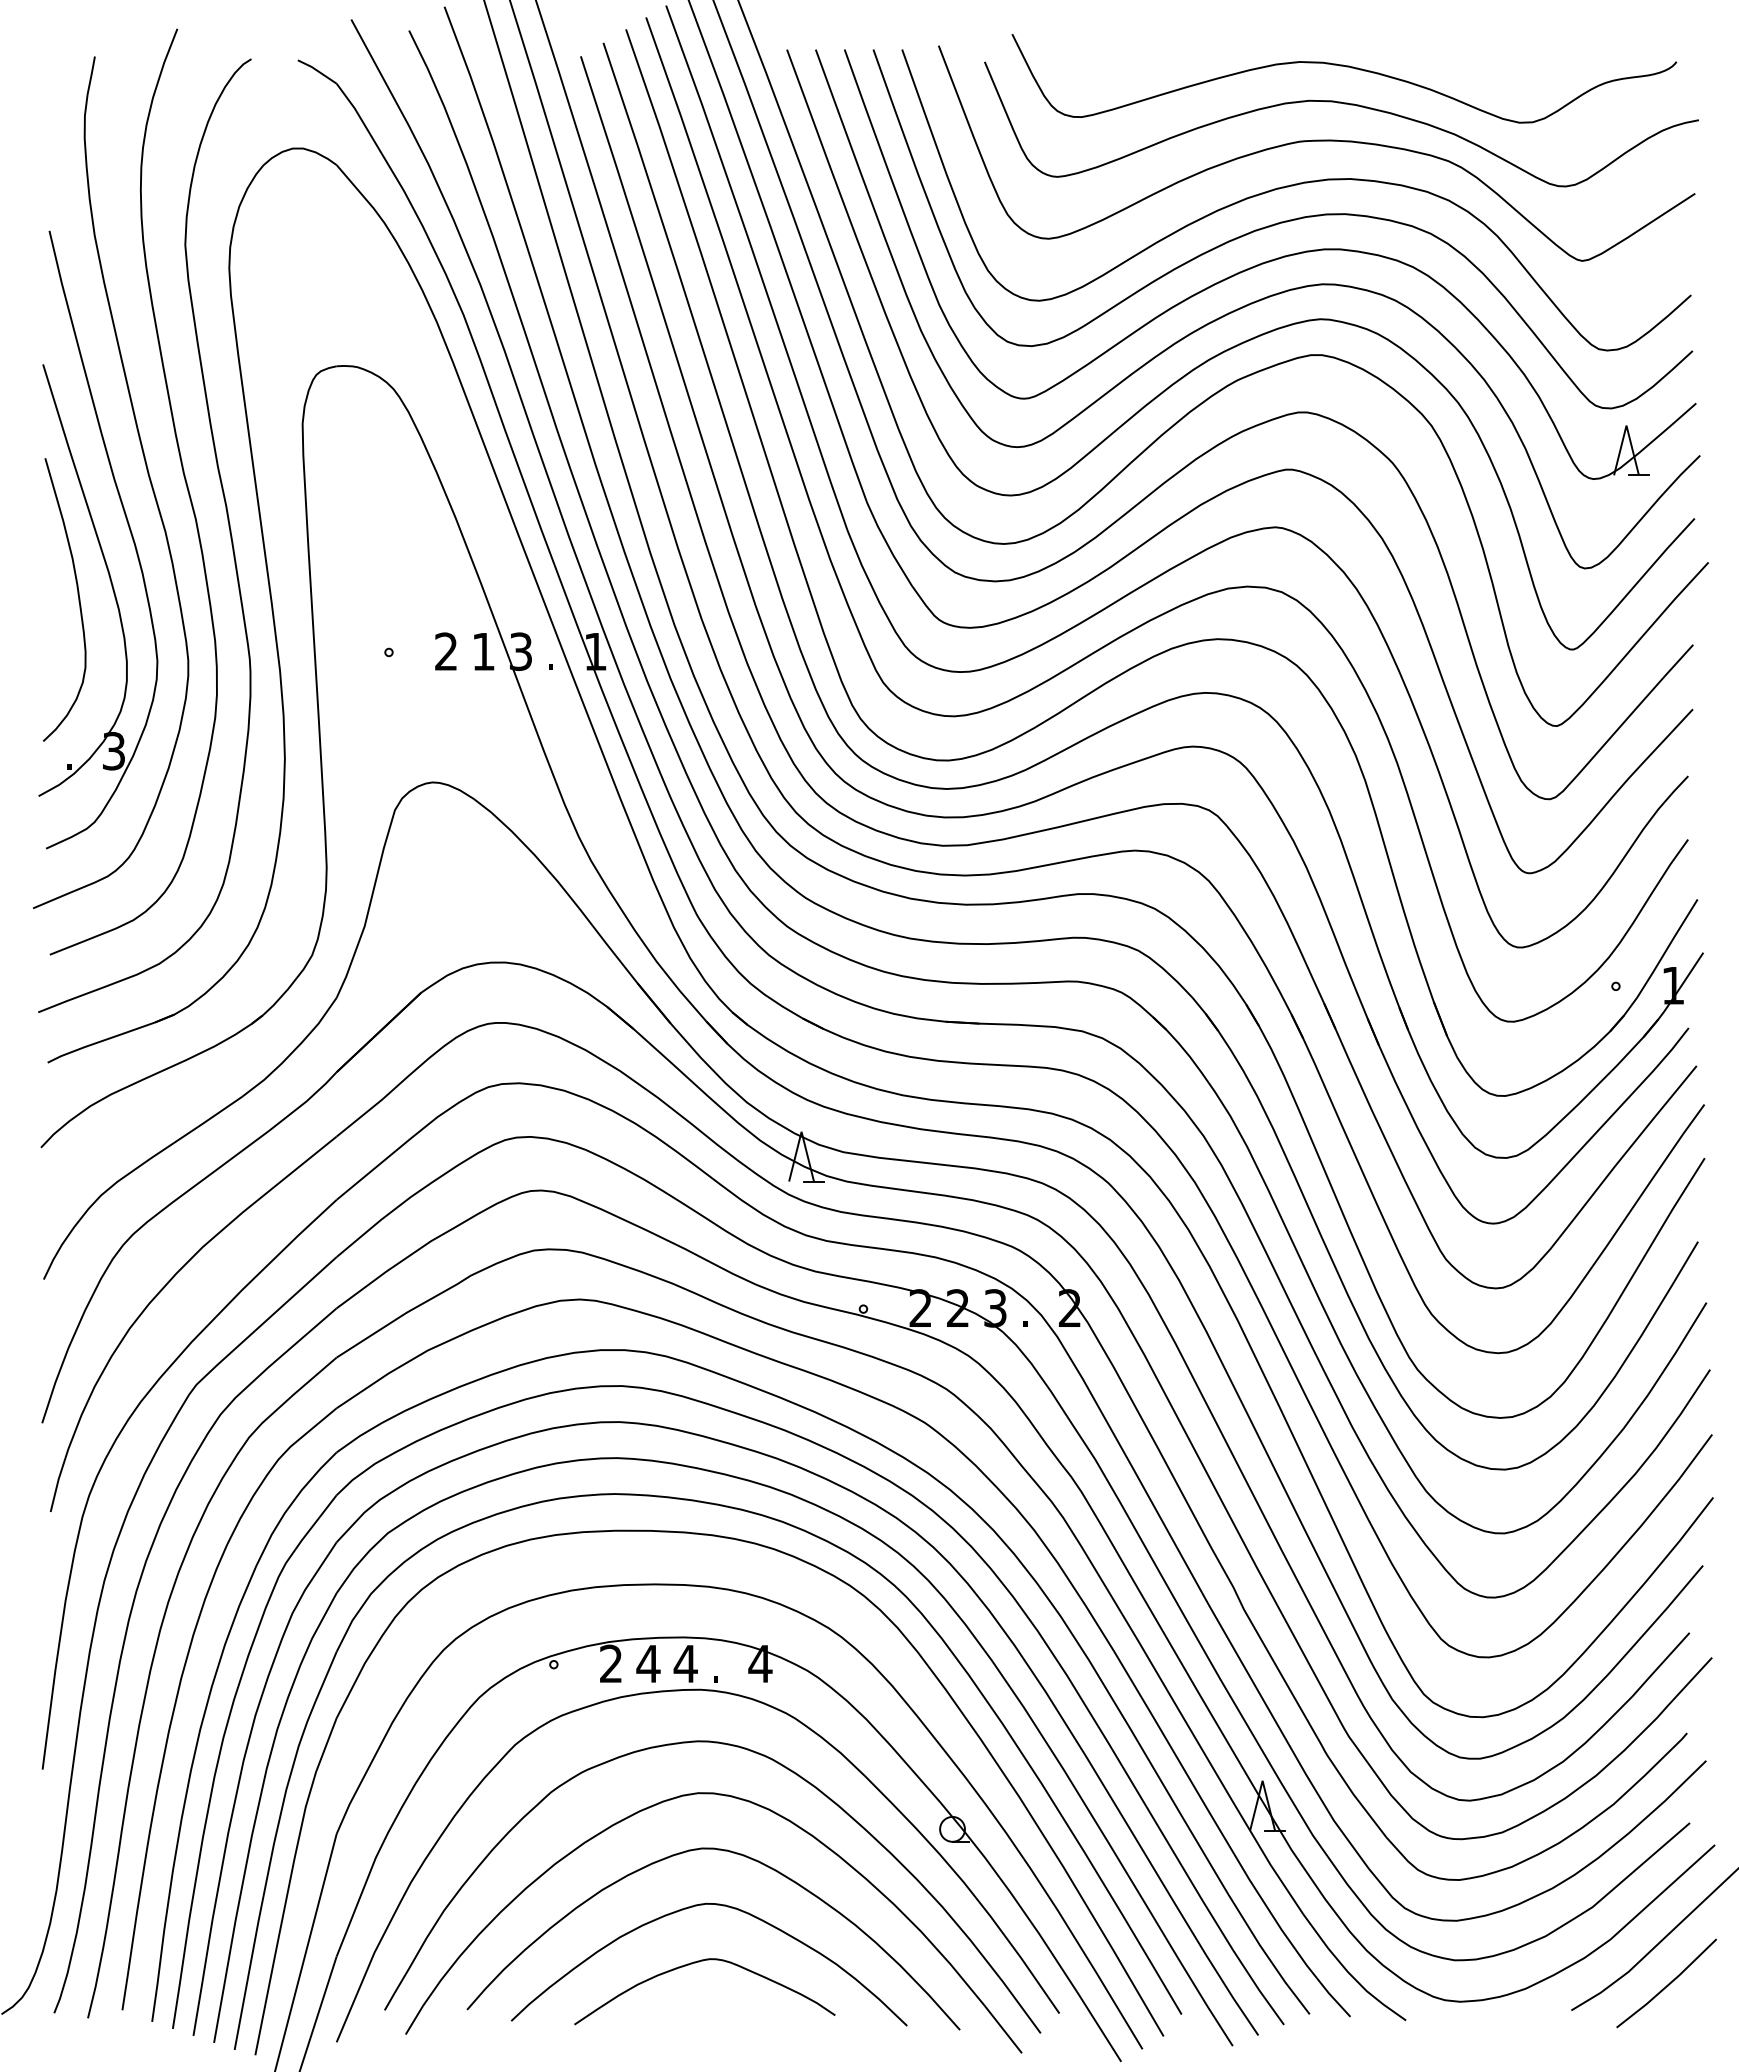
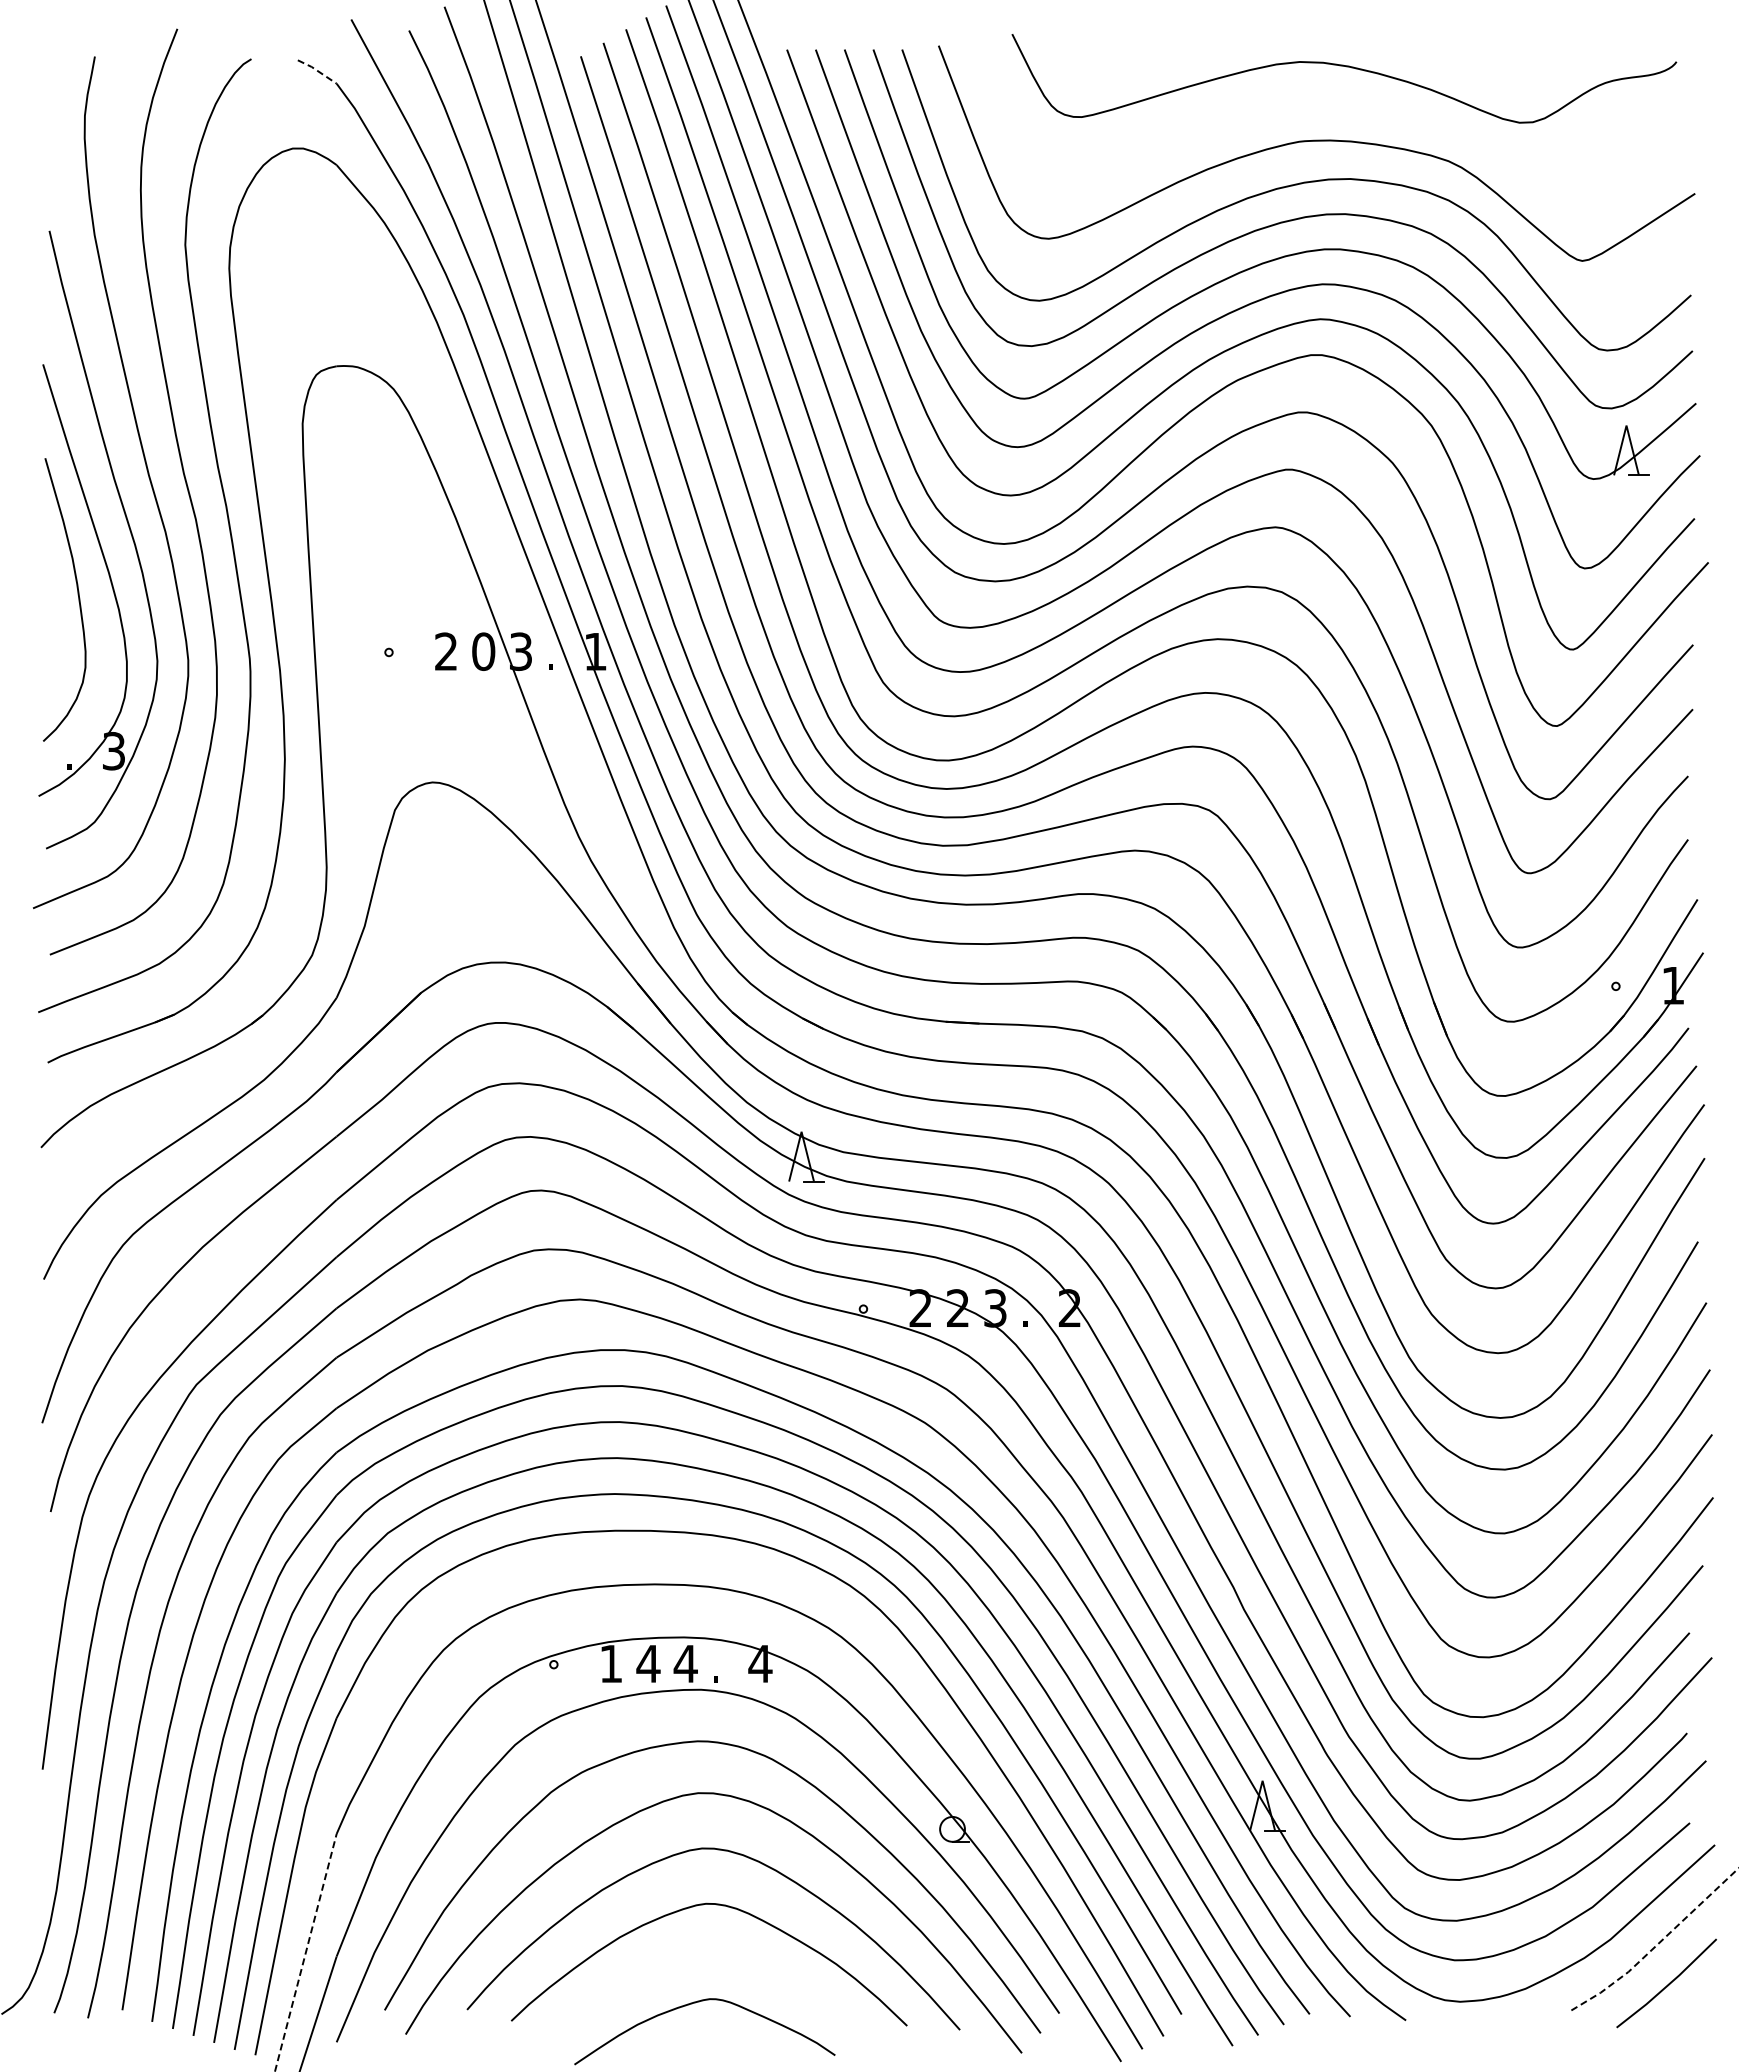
line: solid -> dashed (317, 70)
curve: present -> none (1344, 104)
text: 1 -> 0 (483, 651)
text: 2 -> 1 (610, 1663)
line: solid -> dashed (1657, 1944)
line: solid -> dashed (305, 1952)
curve position: (695, 1963) -> (695, 2003) (695, 2003)
